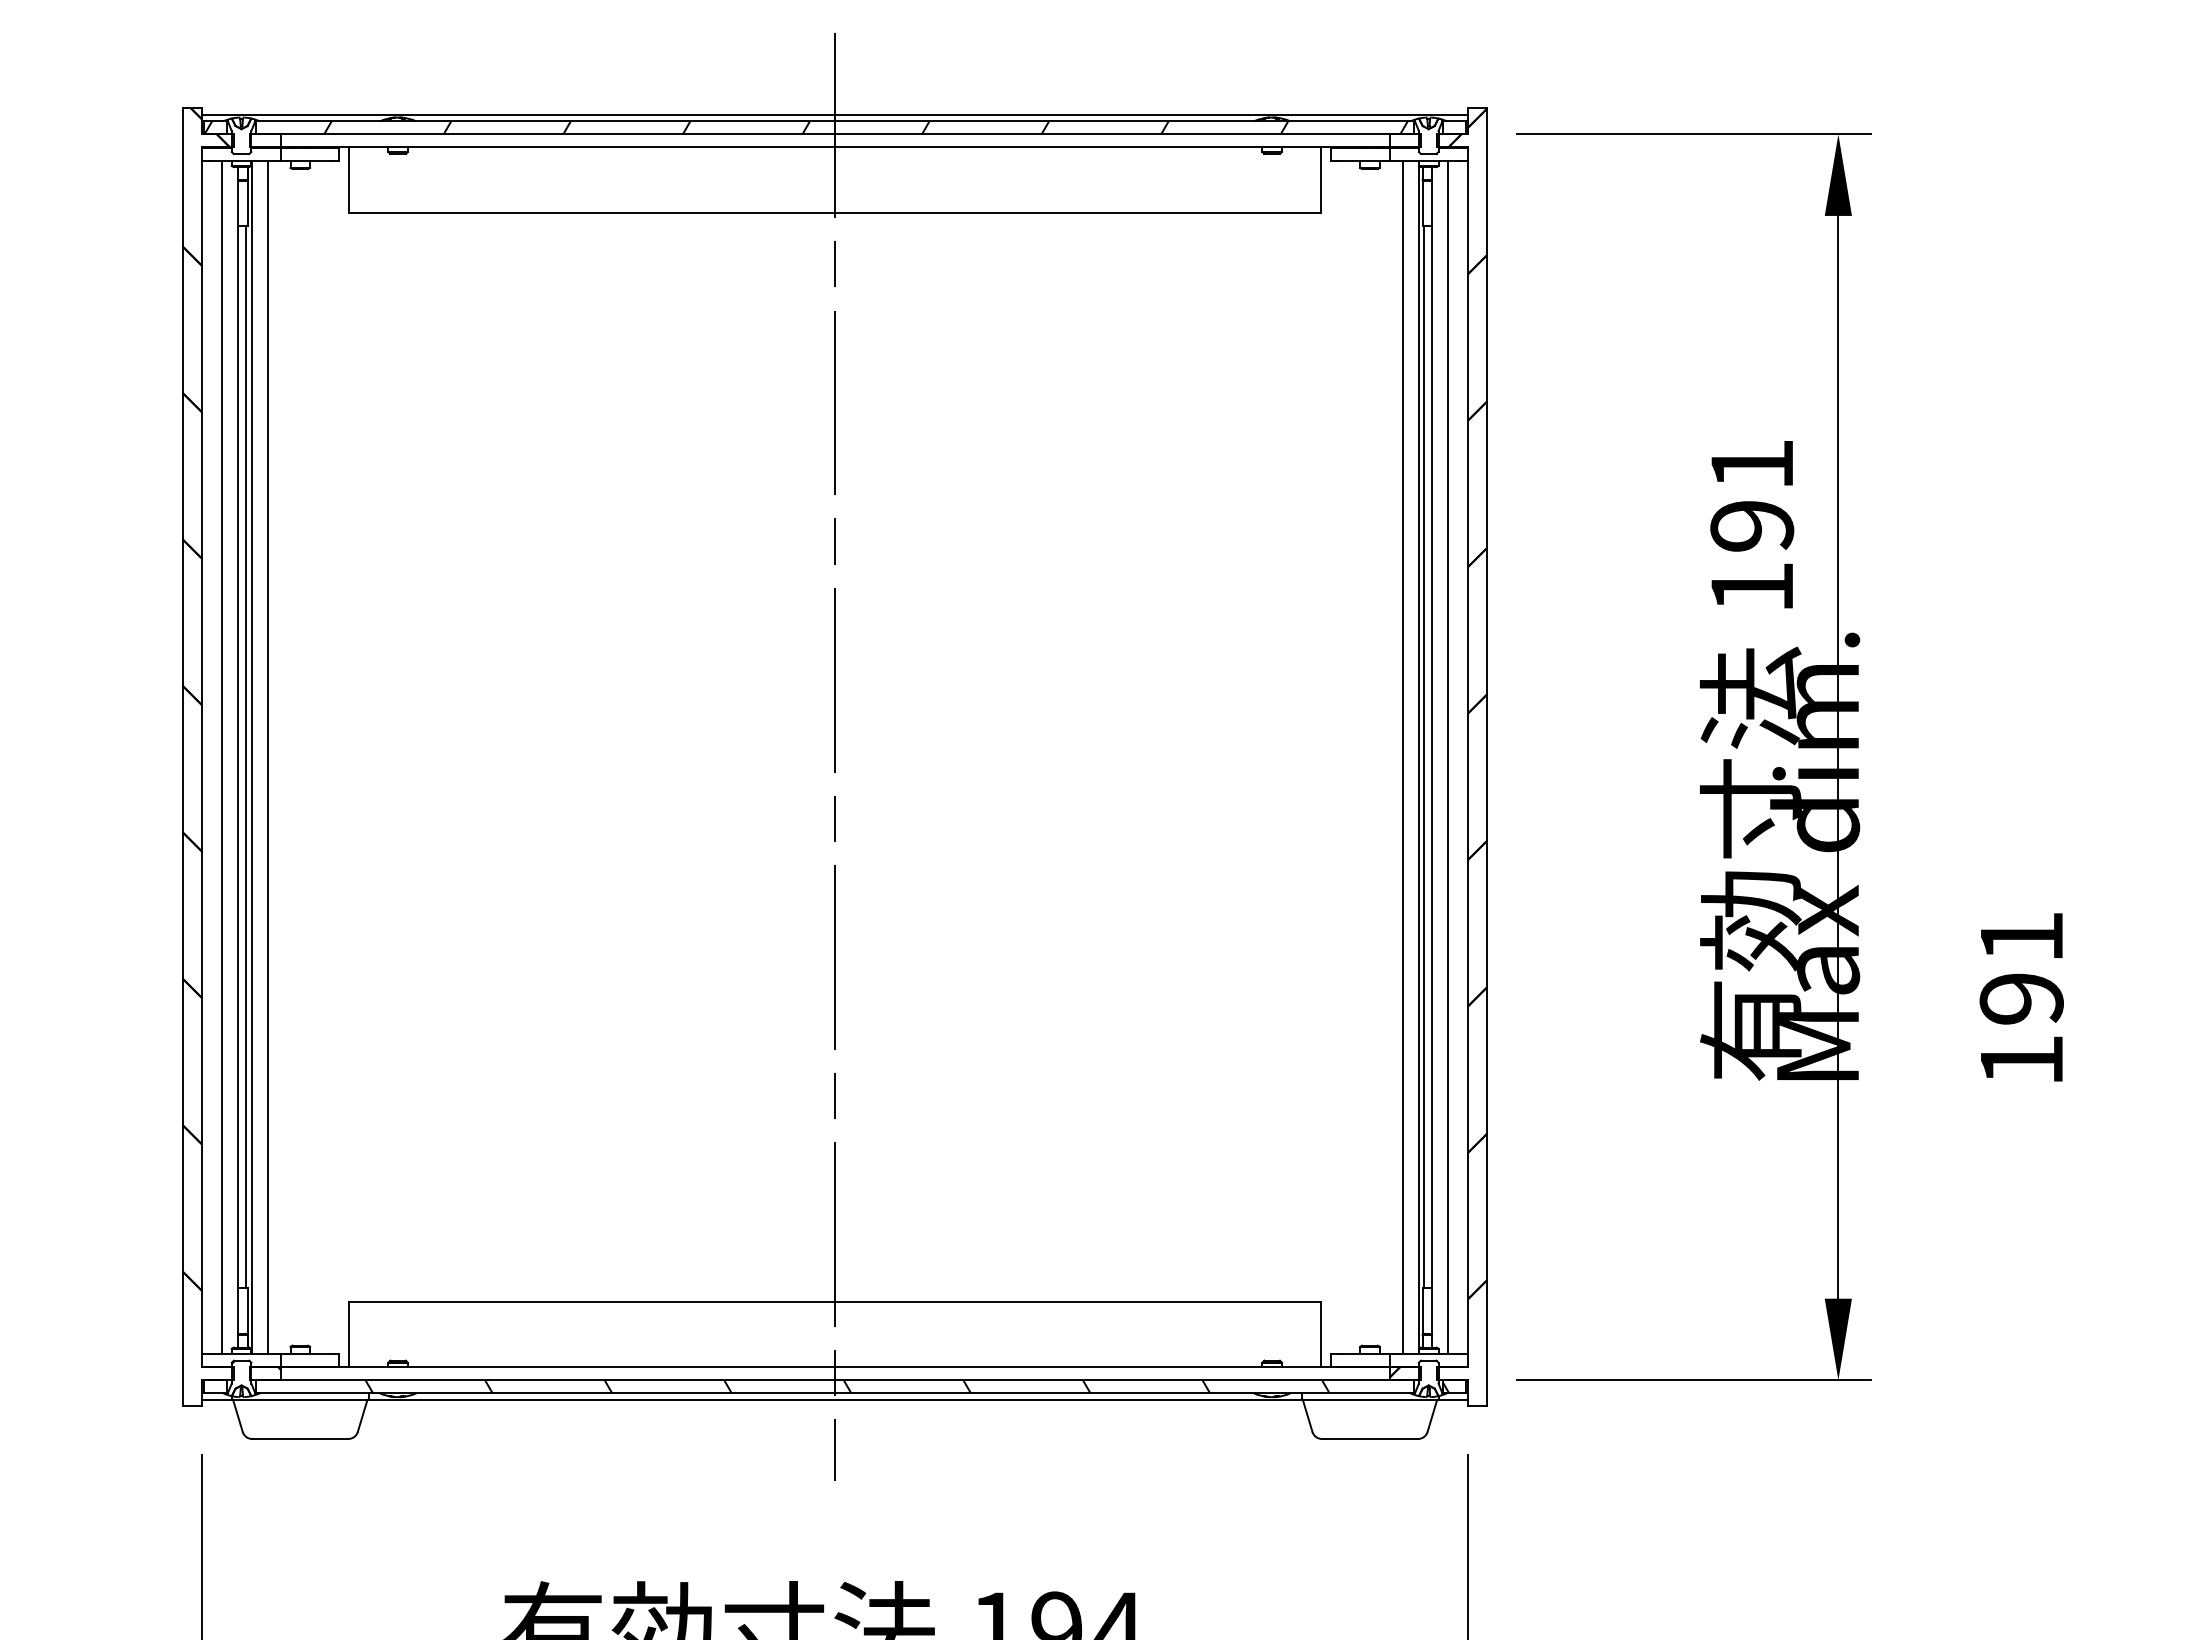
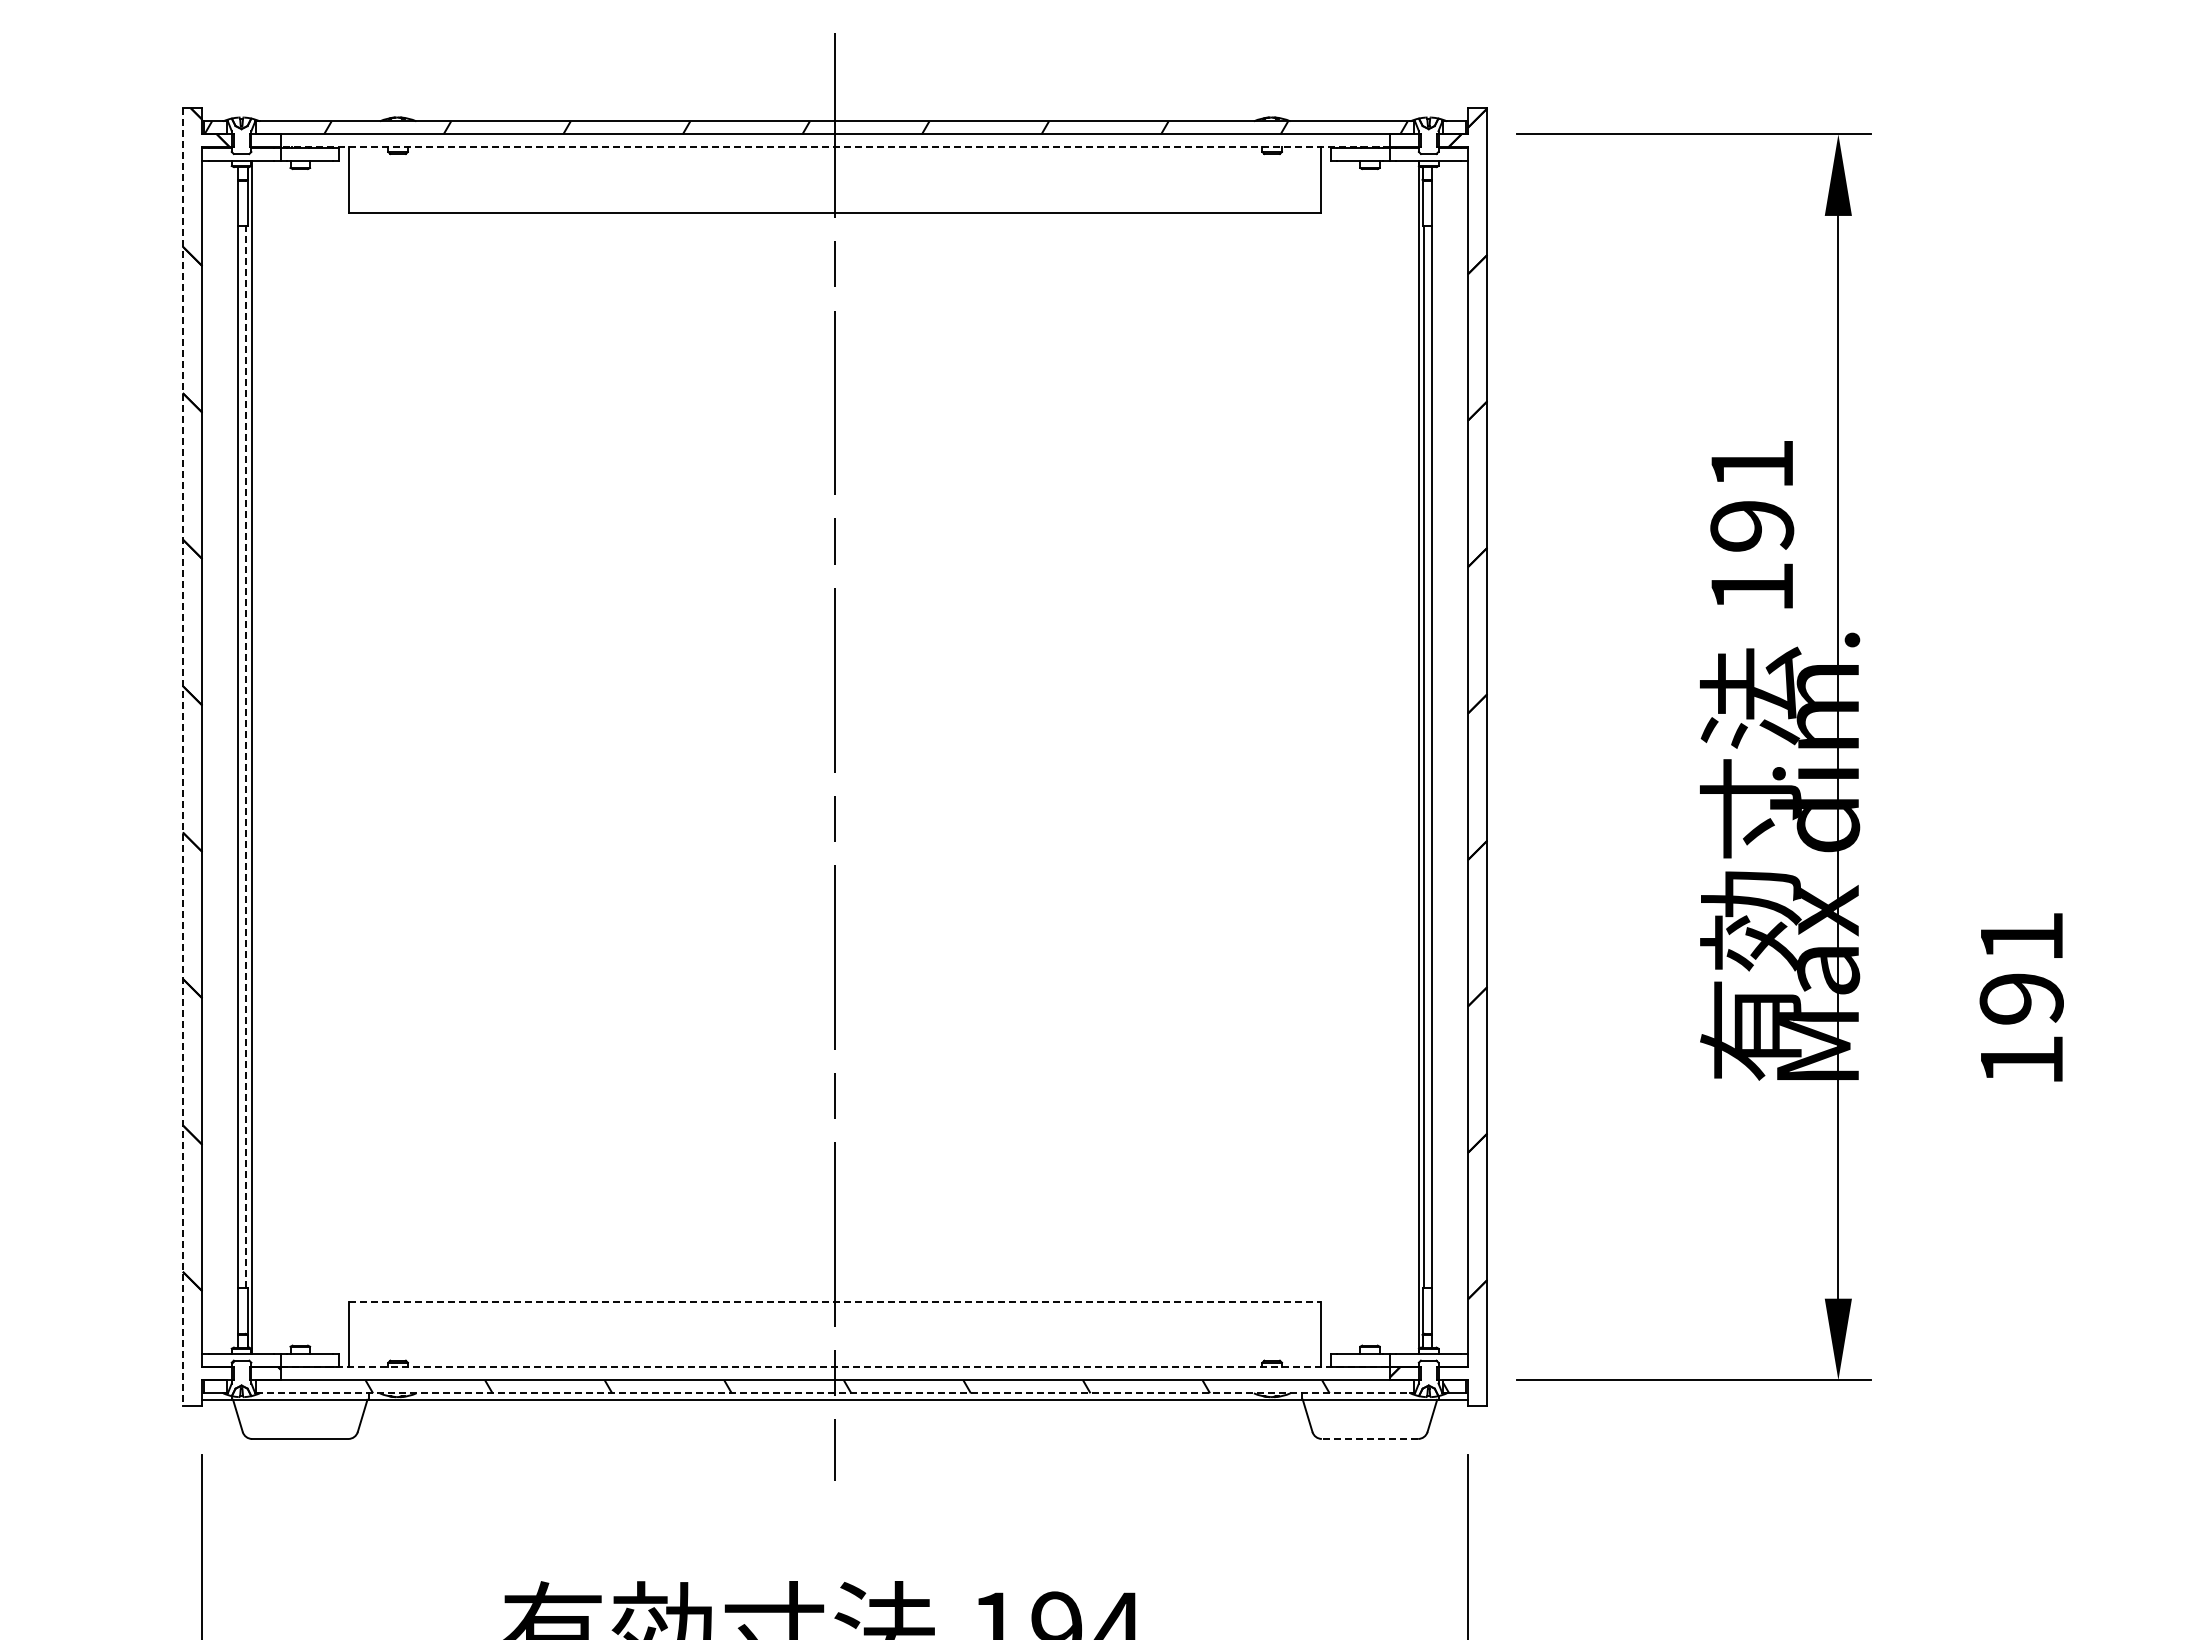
line: present -> none (834, 114)
line: solid -> dashed (834, 147)
line: solid -> dashed (182, 757)
line: present -> none (222, 757)
line: solid -> dashed (246, 757)
line: present -> none (267, 757)
line: present -> none (1402, 757)
line: present -> none (1448, 757)
line: solid -> dashed (835, 1301)
line: solid -> dashed (835, 1367)
line: solid -> dashed (835, 1393)
line: solid -> dashed (1369, 1438)
